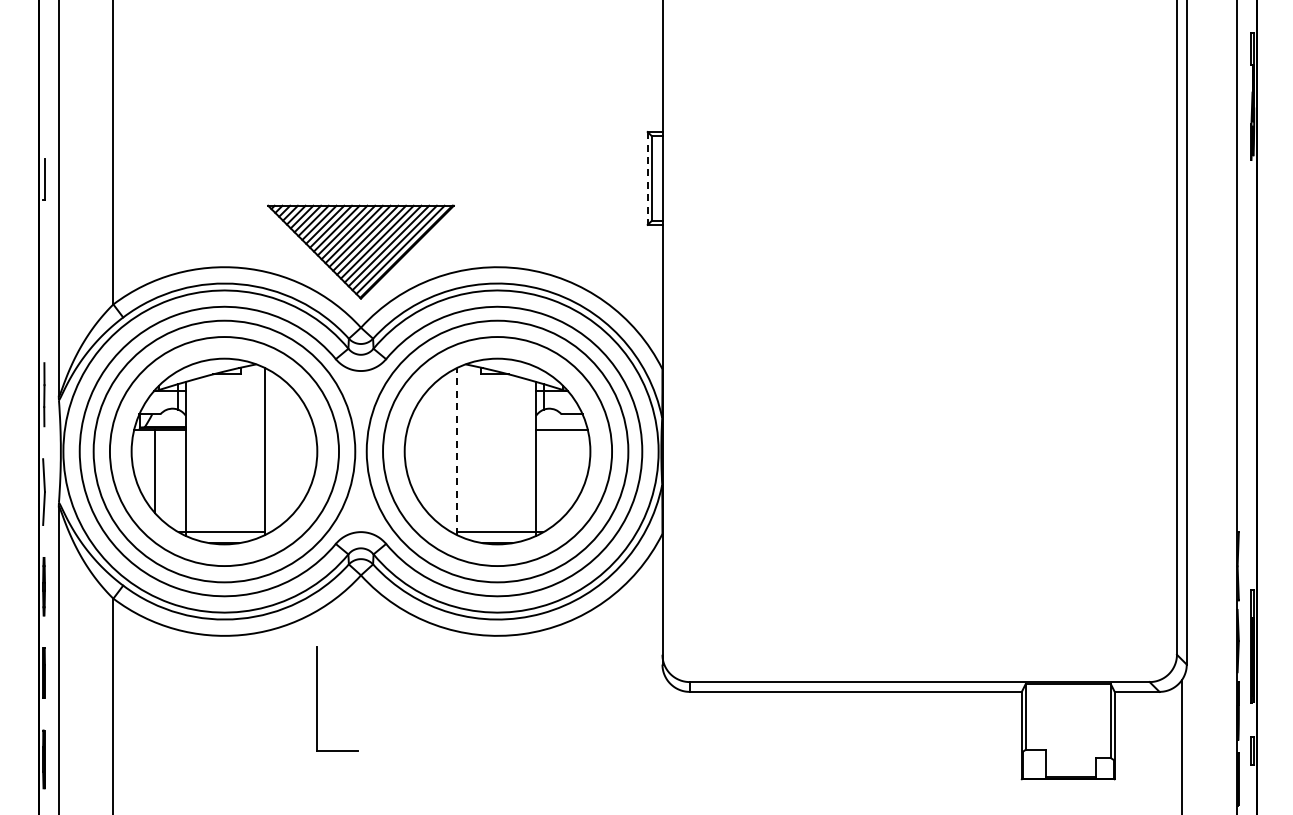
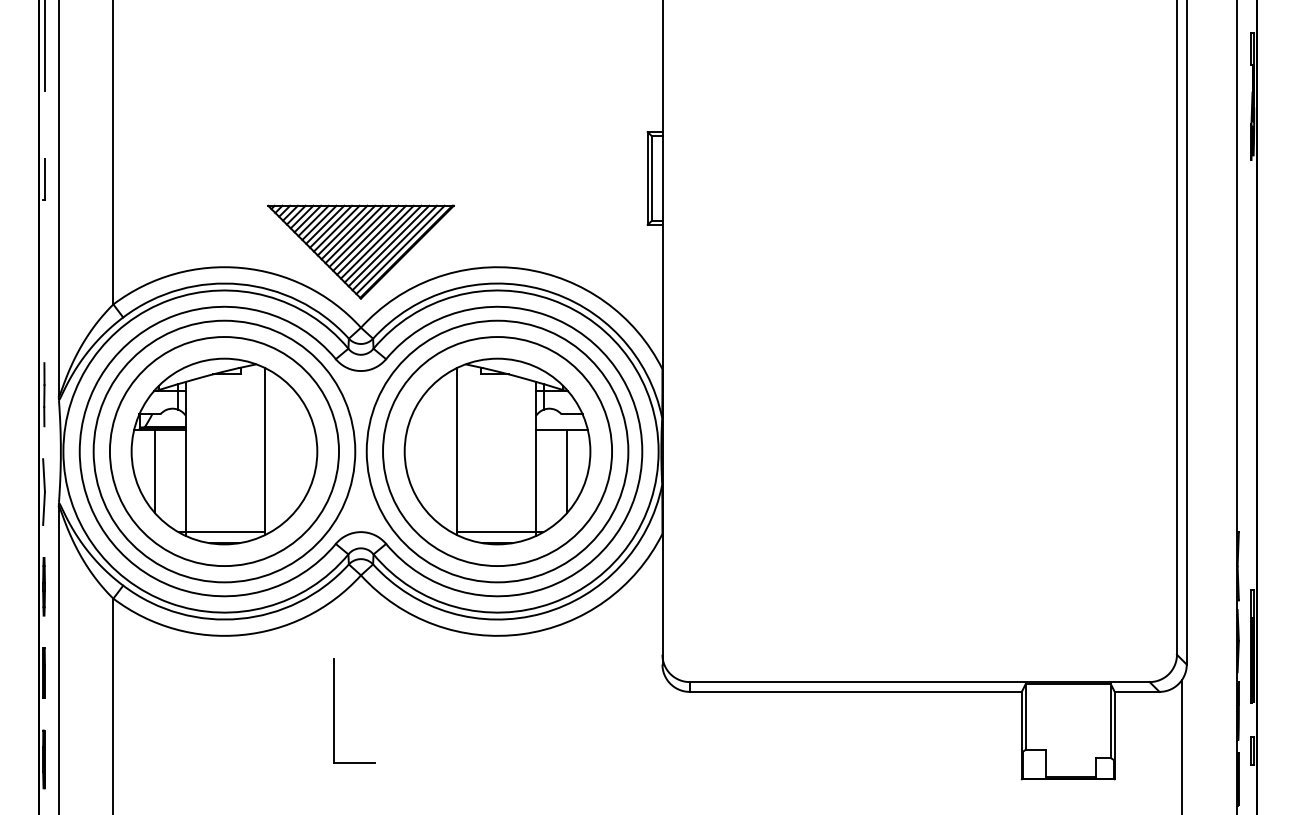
line: none -> present (44, 46)
line: dashed -> solid (647, 178)
line: dashed -> solid (456, 451)
line: none -> present (566, 471)
part position: (317, 698) -> (334, 710) (334, 710)
